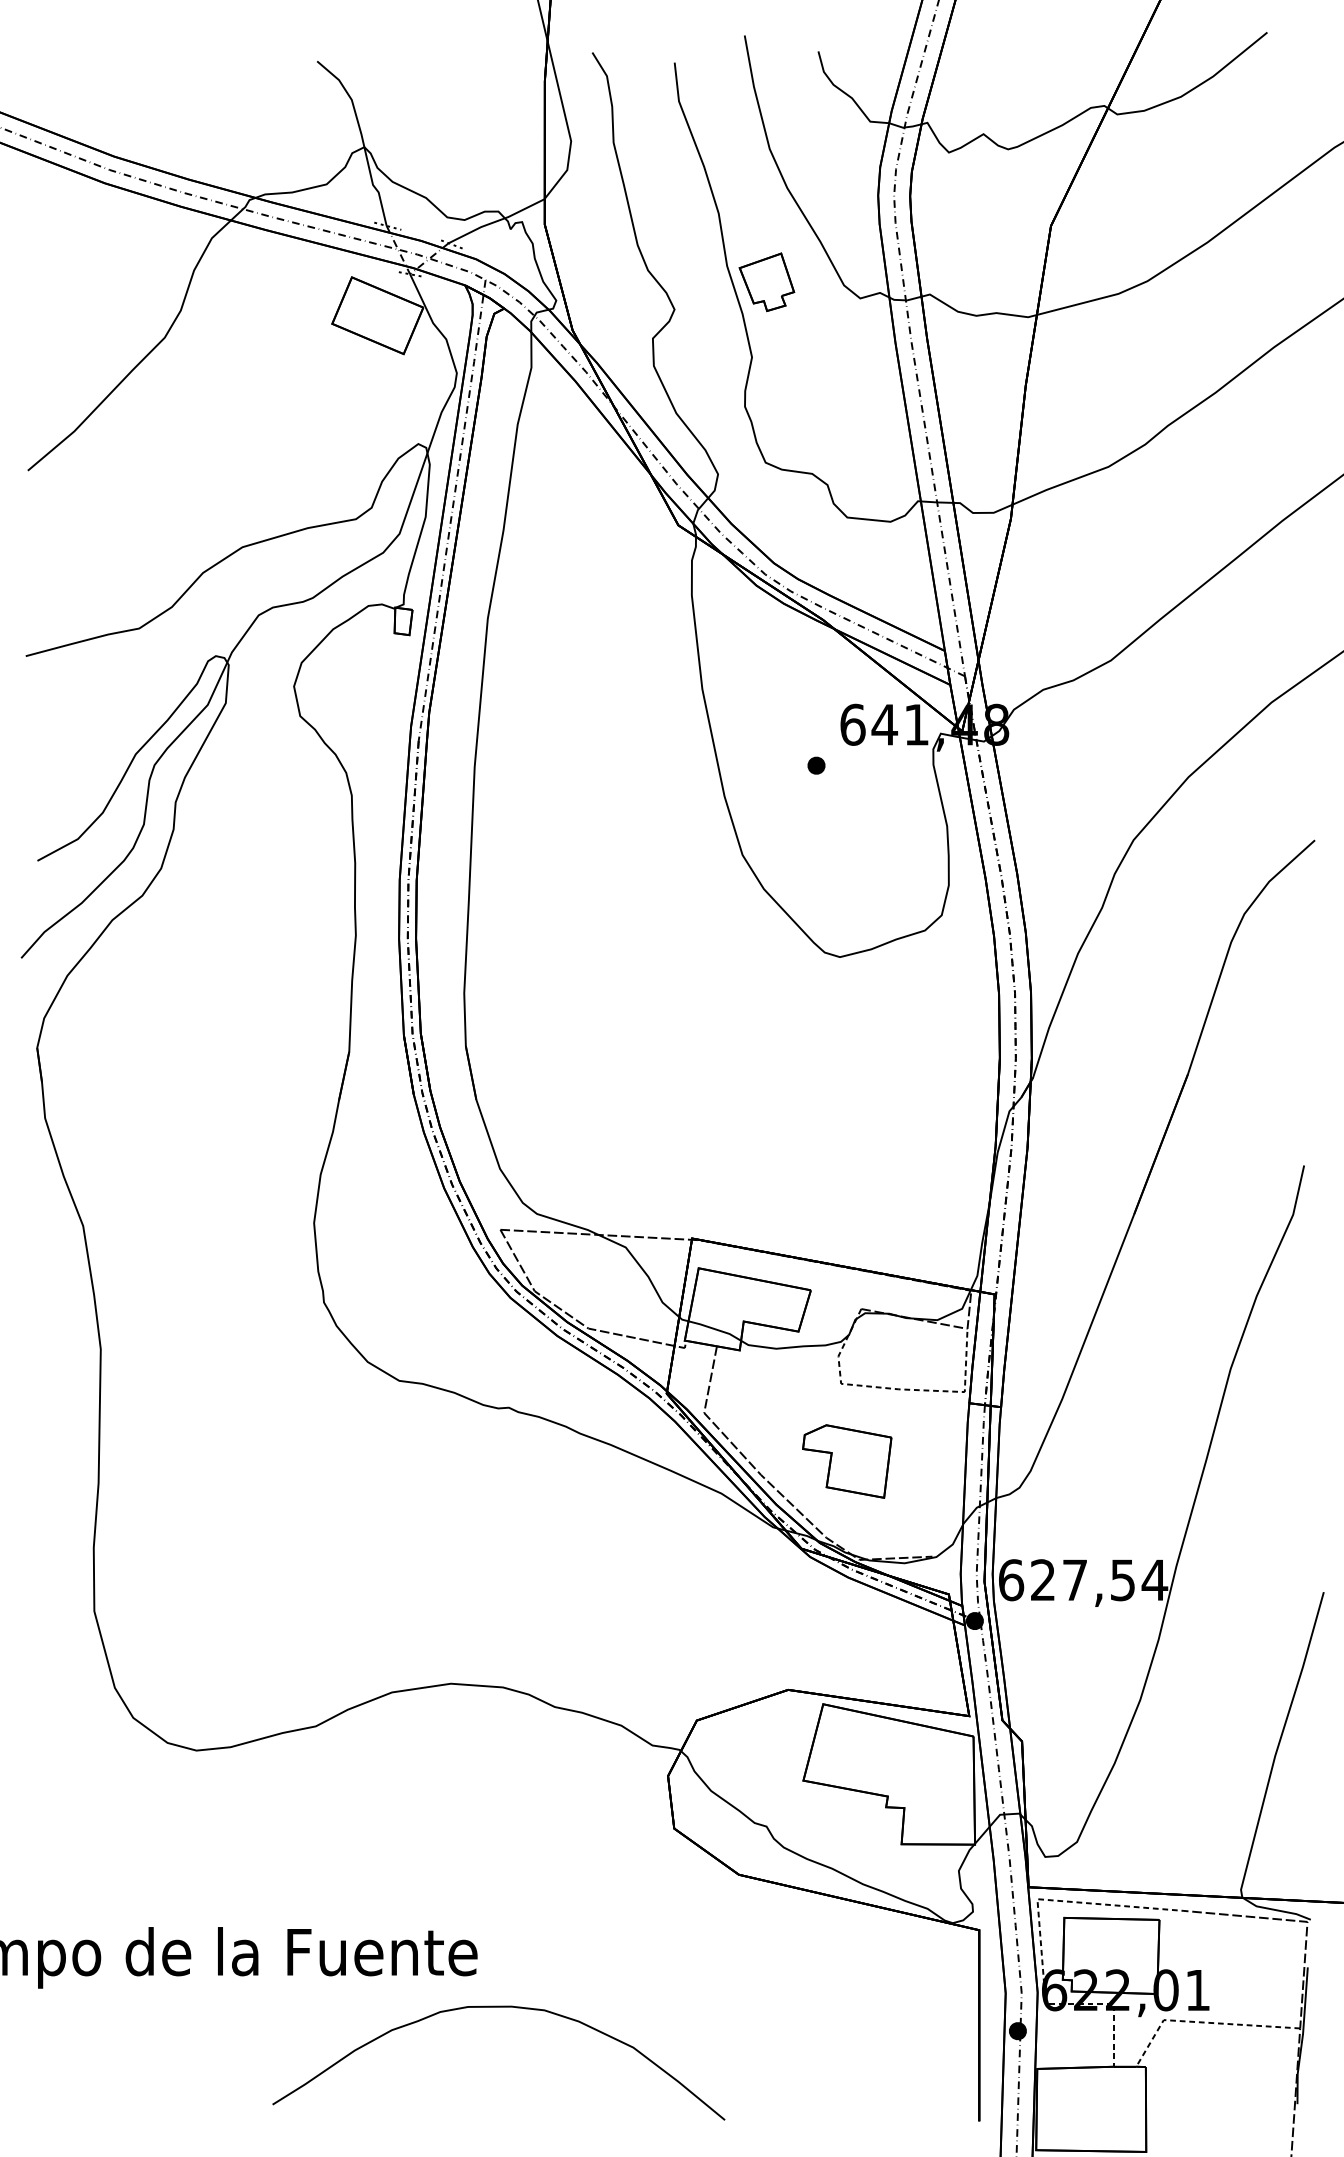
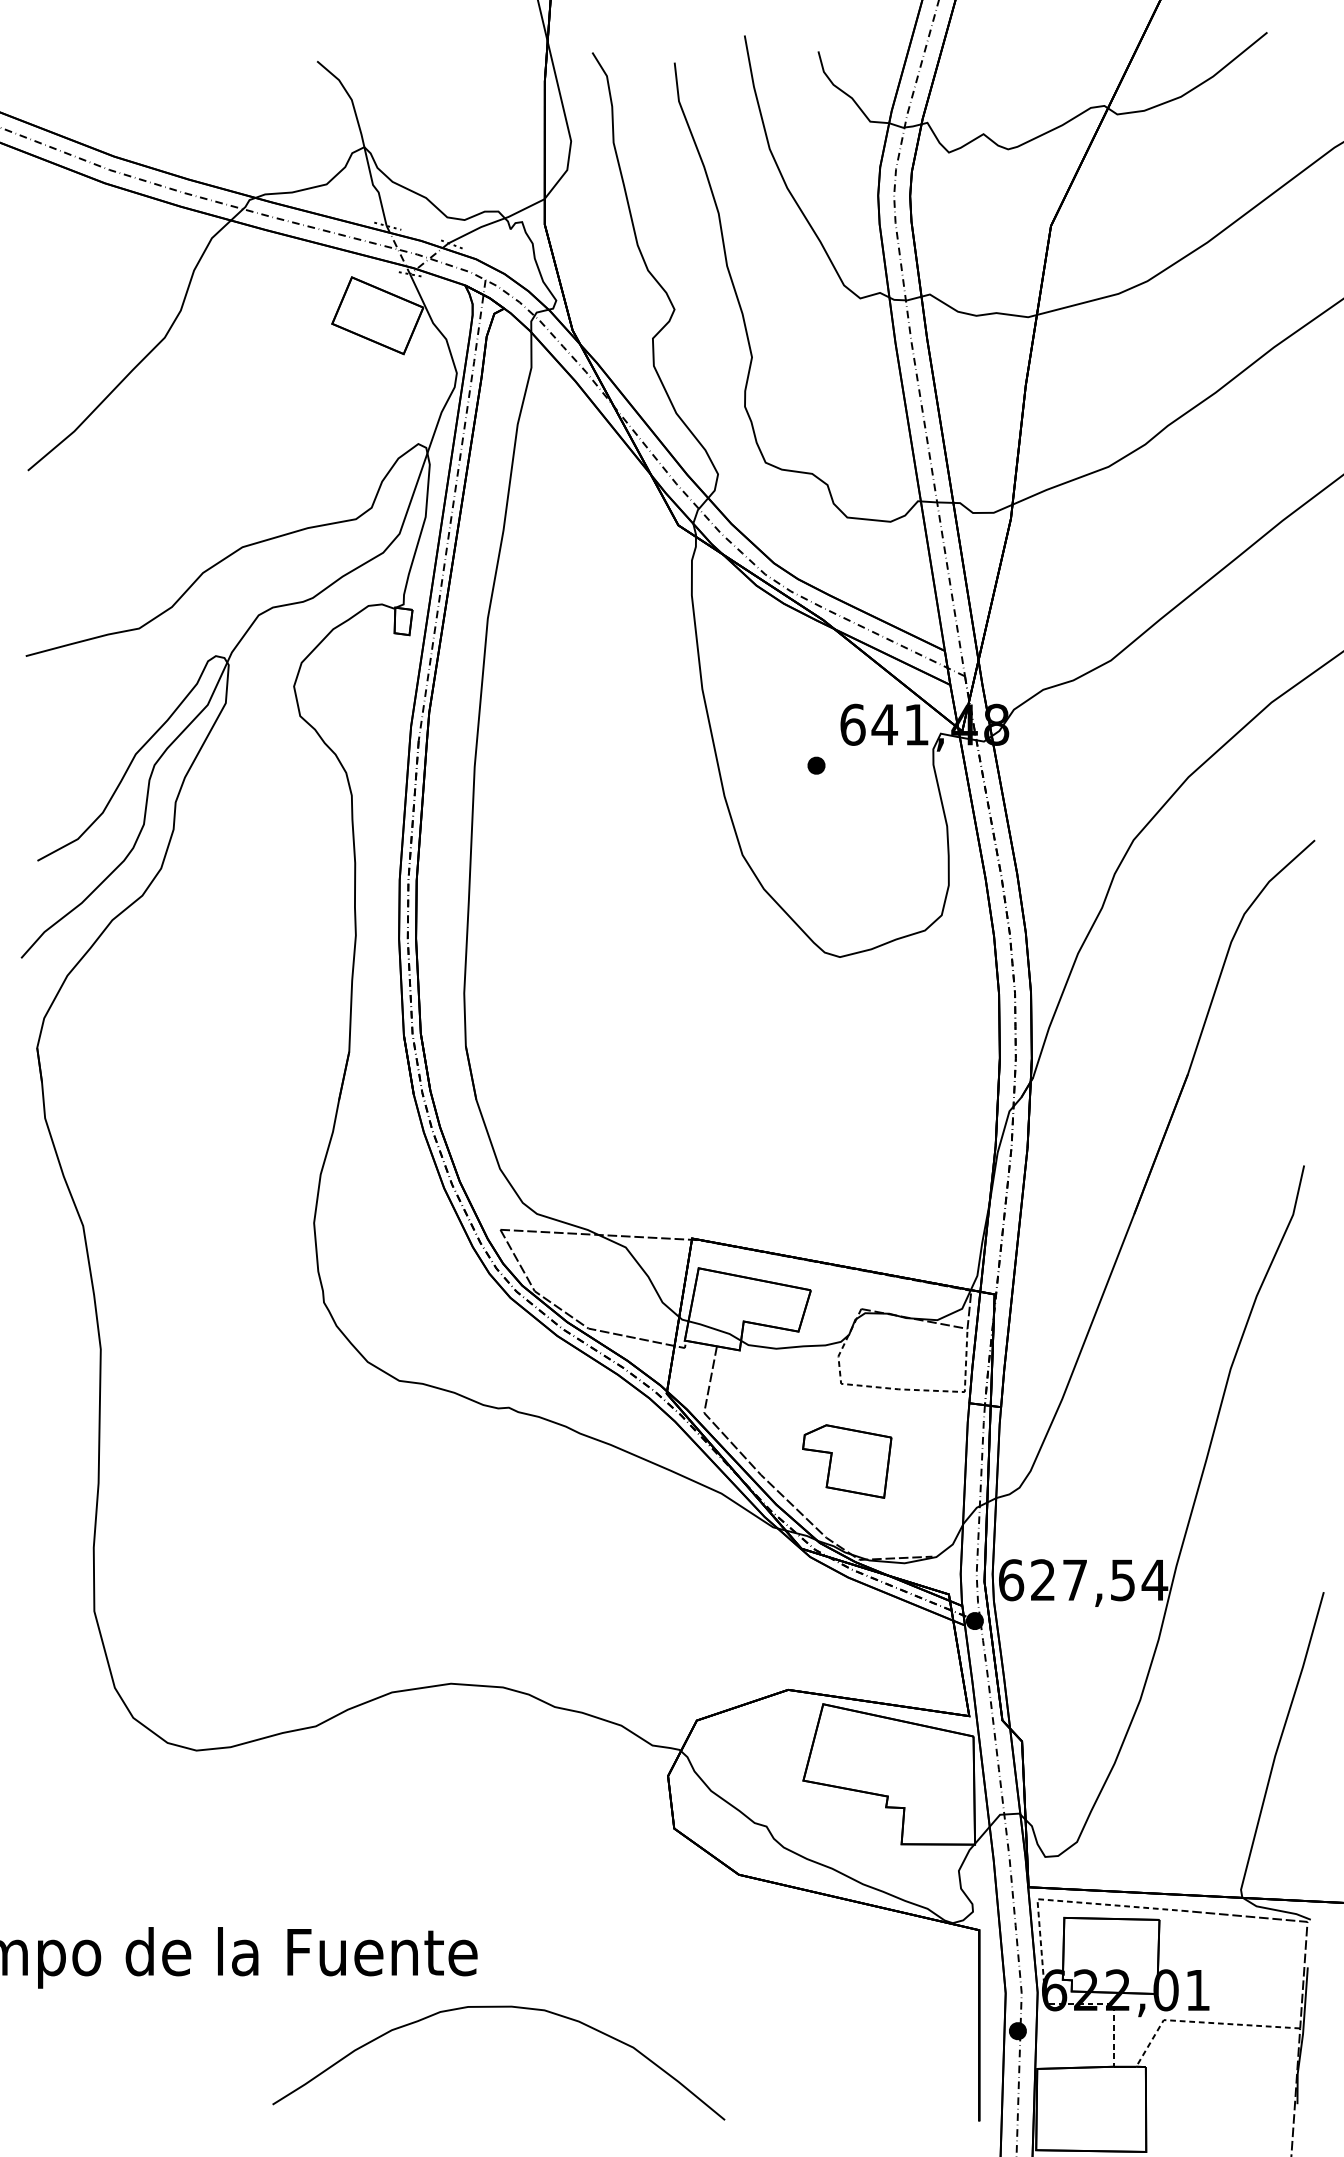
part: present -> none (766, 282)
